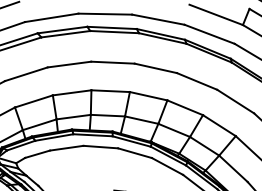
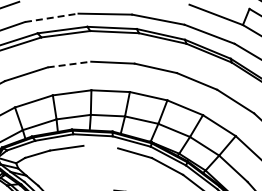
line: solid -> dashed (52, 17)
line: solid -> dashed (69, 64)
line: present -> none (100, 146)
